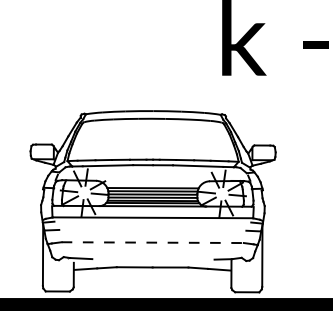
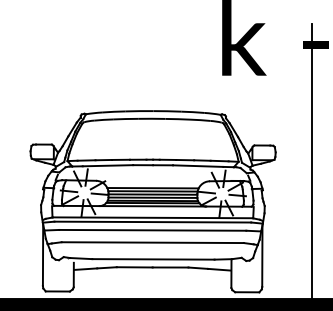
line: none -> present (312, 165)
line: none -> present (152, 221)
line: none -> present (152, 229)
line: dashed -> solid (153, 242)
line: none -> present (153, 259)
